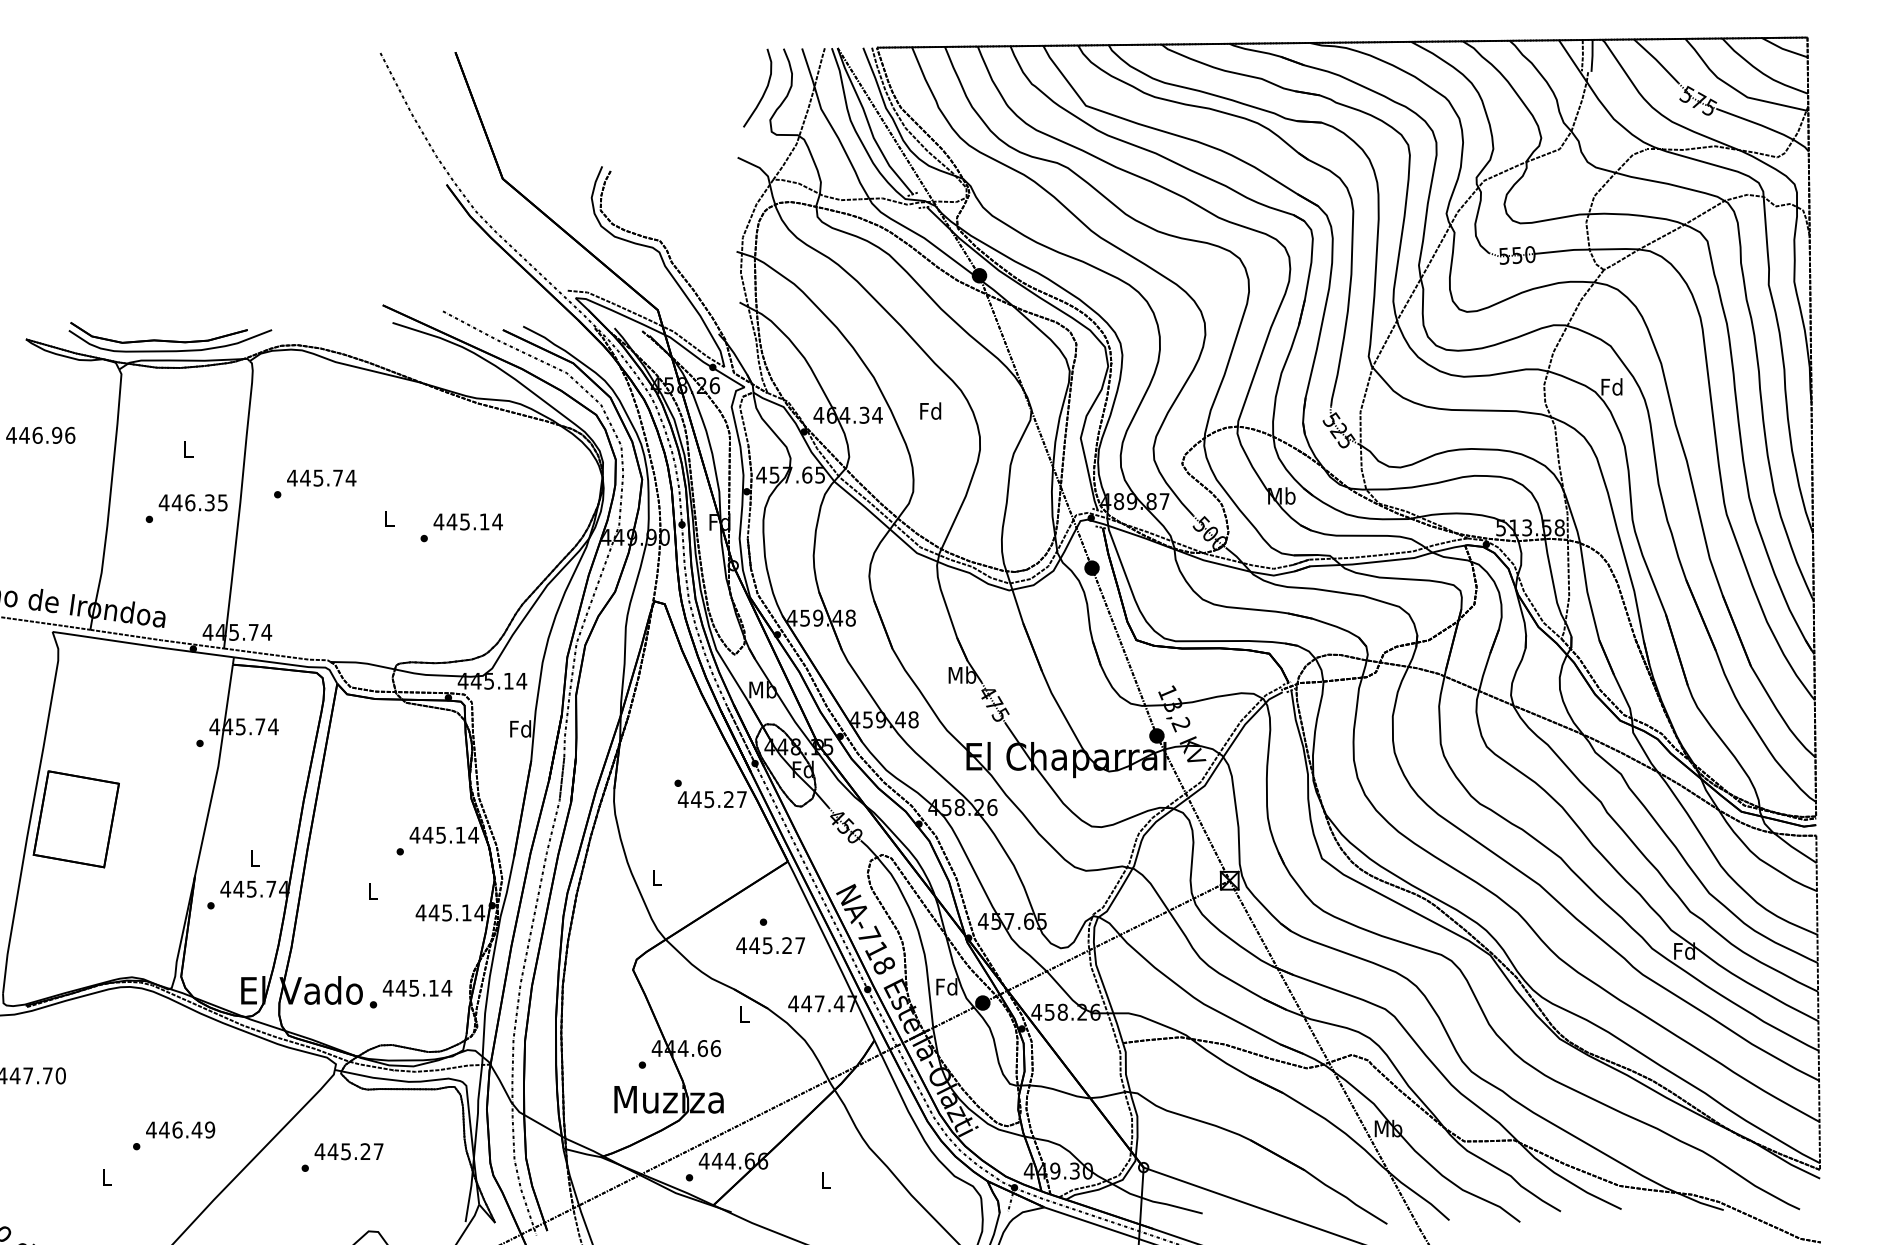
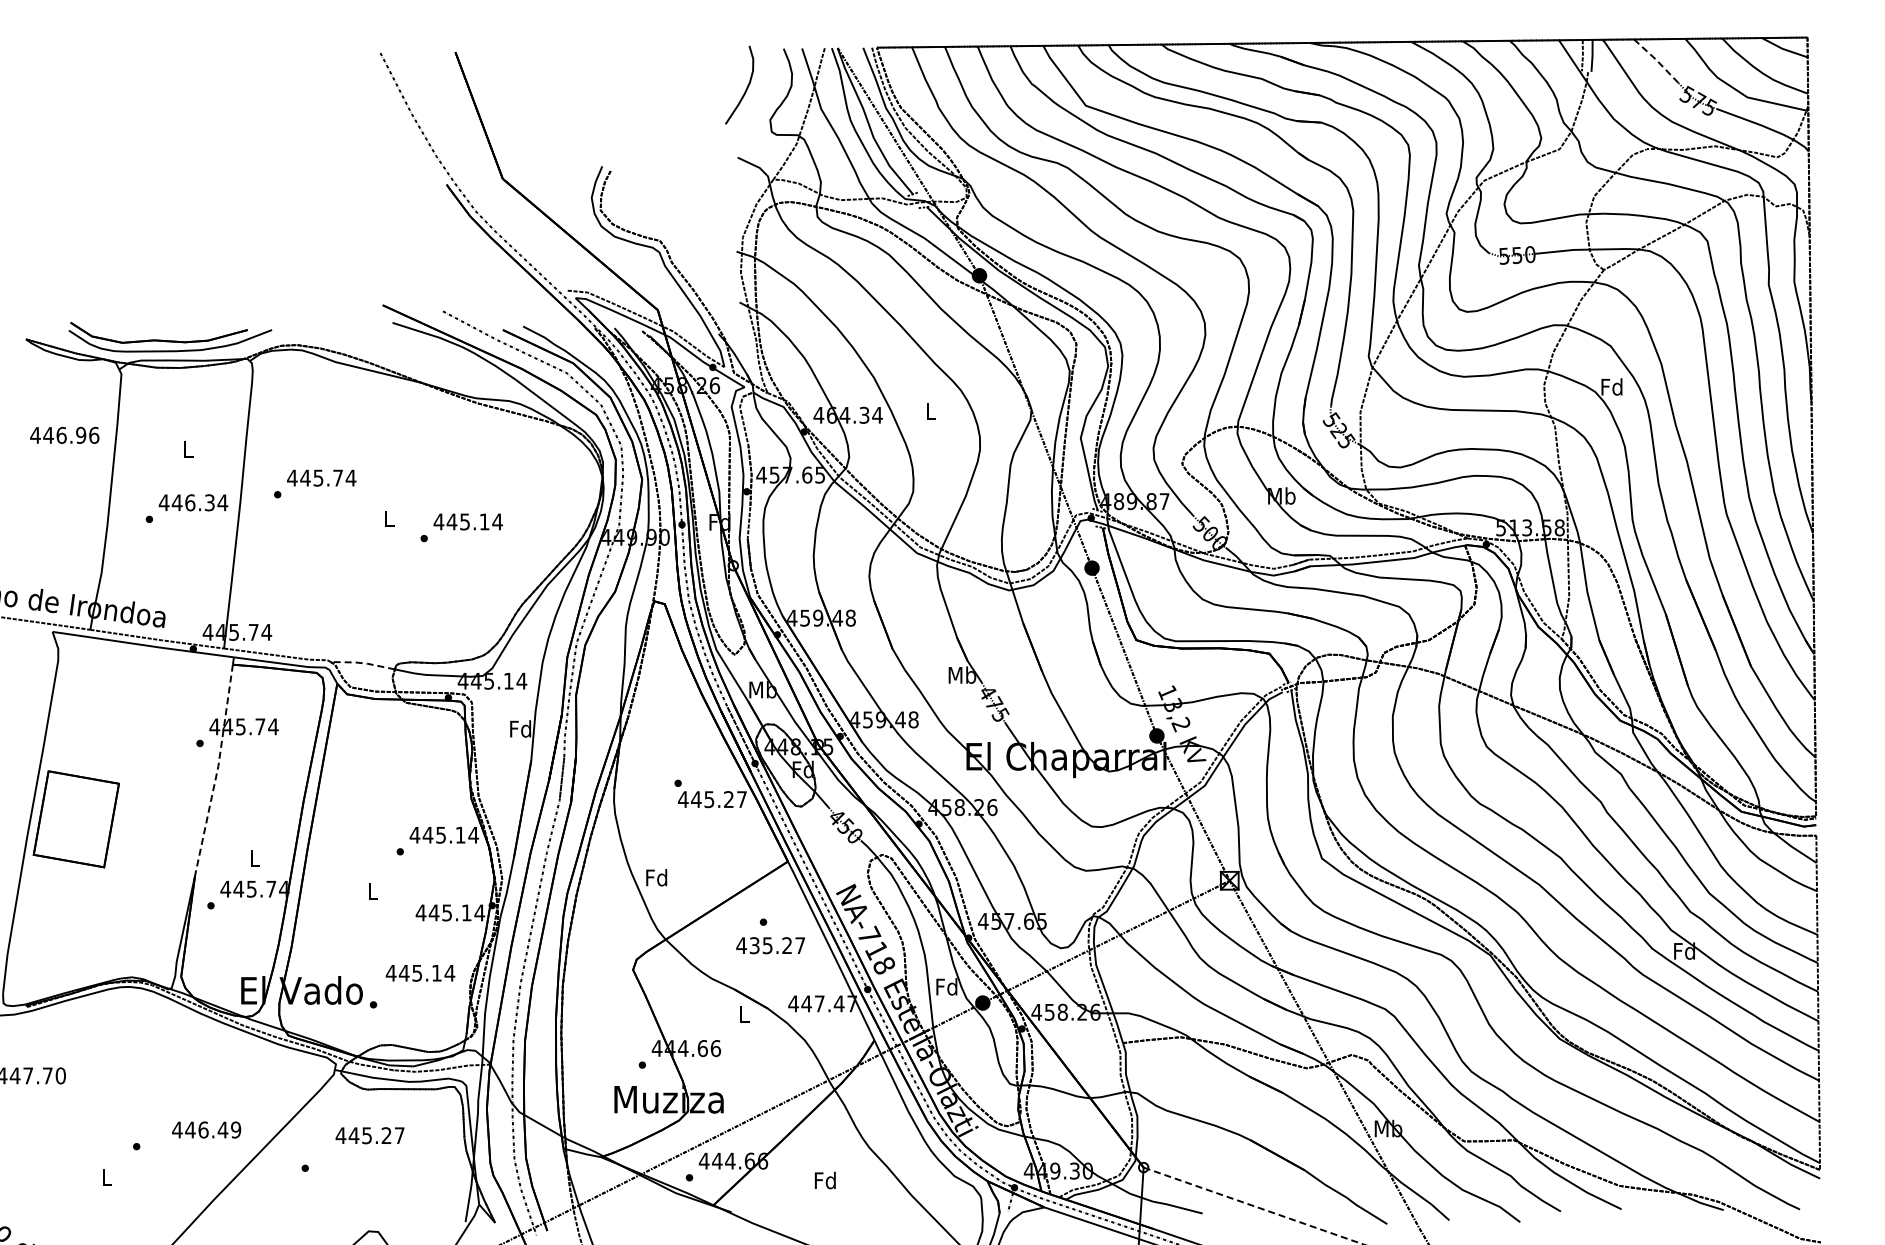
line: solid -> dashed (1656, 60)
curve position: (764, 90) -> (746, 87) (746, 87)
text: Fd -> L (930, 410)
text position: (40, 434) -> (64, 434) (64, 434)
text: 446.35 -> 446.34 (222, 502)
line: solid -> dashed (362, 663)
line: solid -> dashed (217, 770)
text: L -> Fd (656, 877)
text: 445.27 -> 435.27 (754, 945)
text position: (417, 988) -> (420, 973) (420, 973)
text position: (180, 1129) -> (206, 1129) (206, 1129)
text position: (348, 1151) -> (369, 1135) (369, 1135)
text: L -> Fd (824, 1180)
line: solid -> dashed (1254, 1206)
